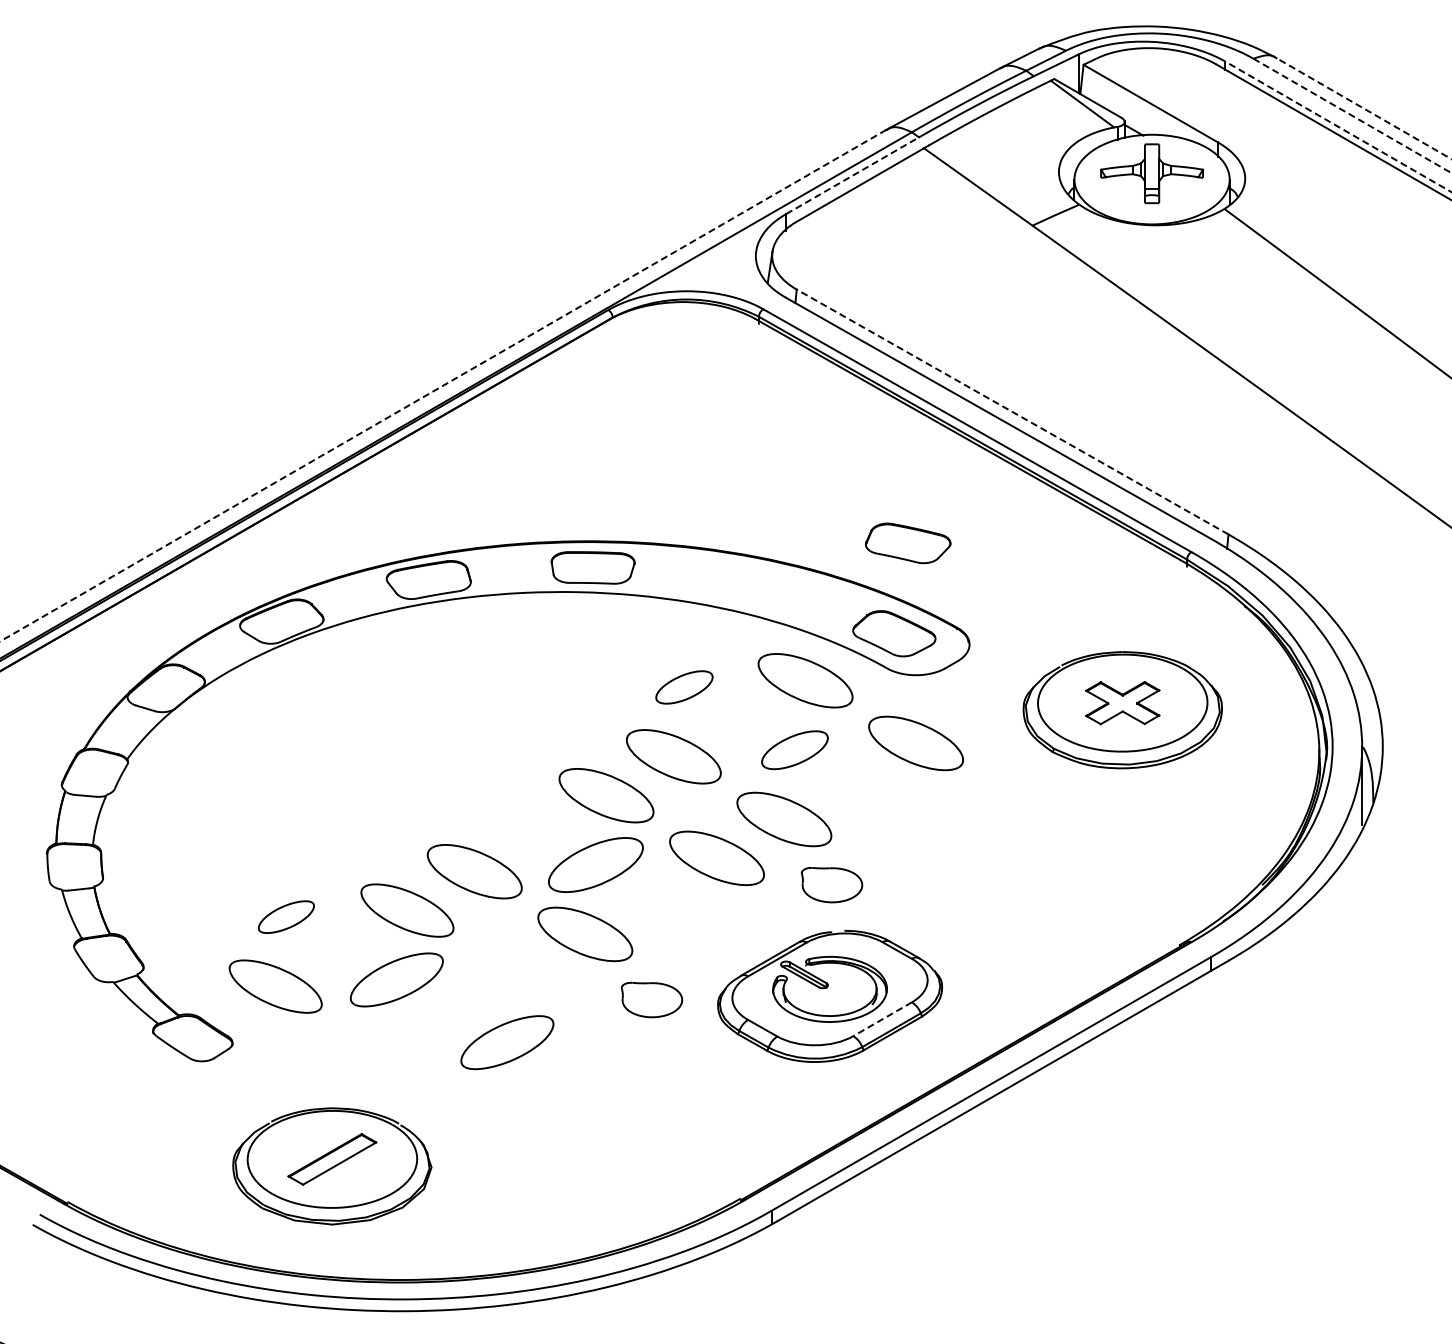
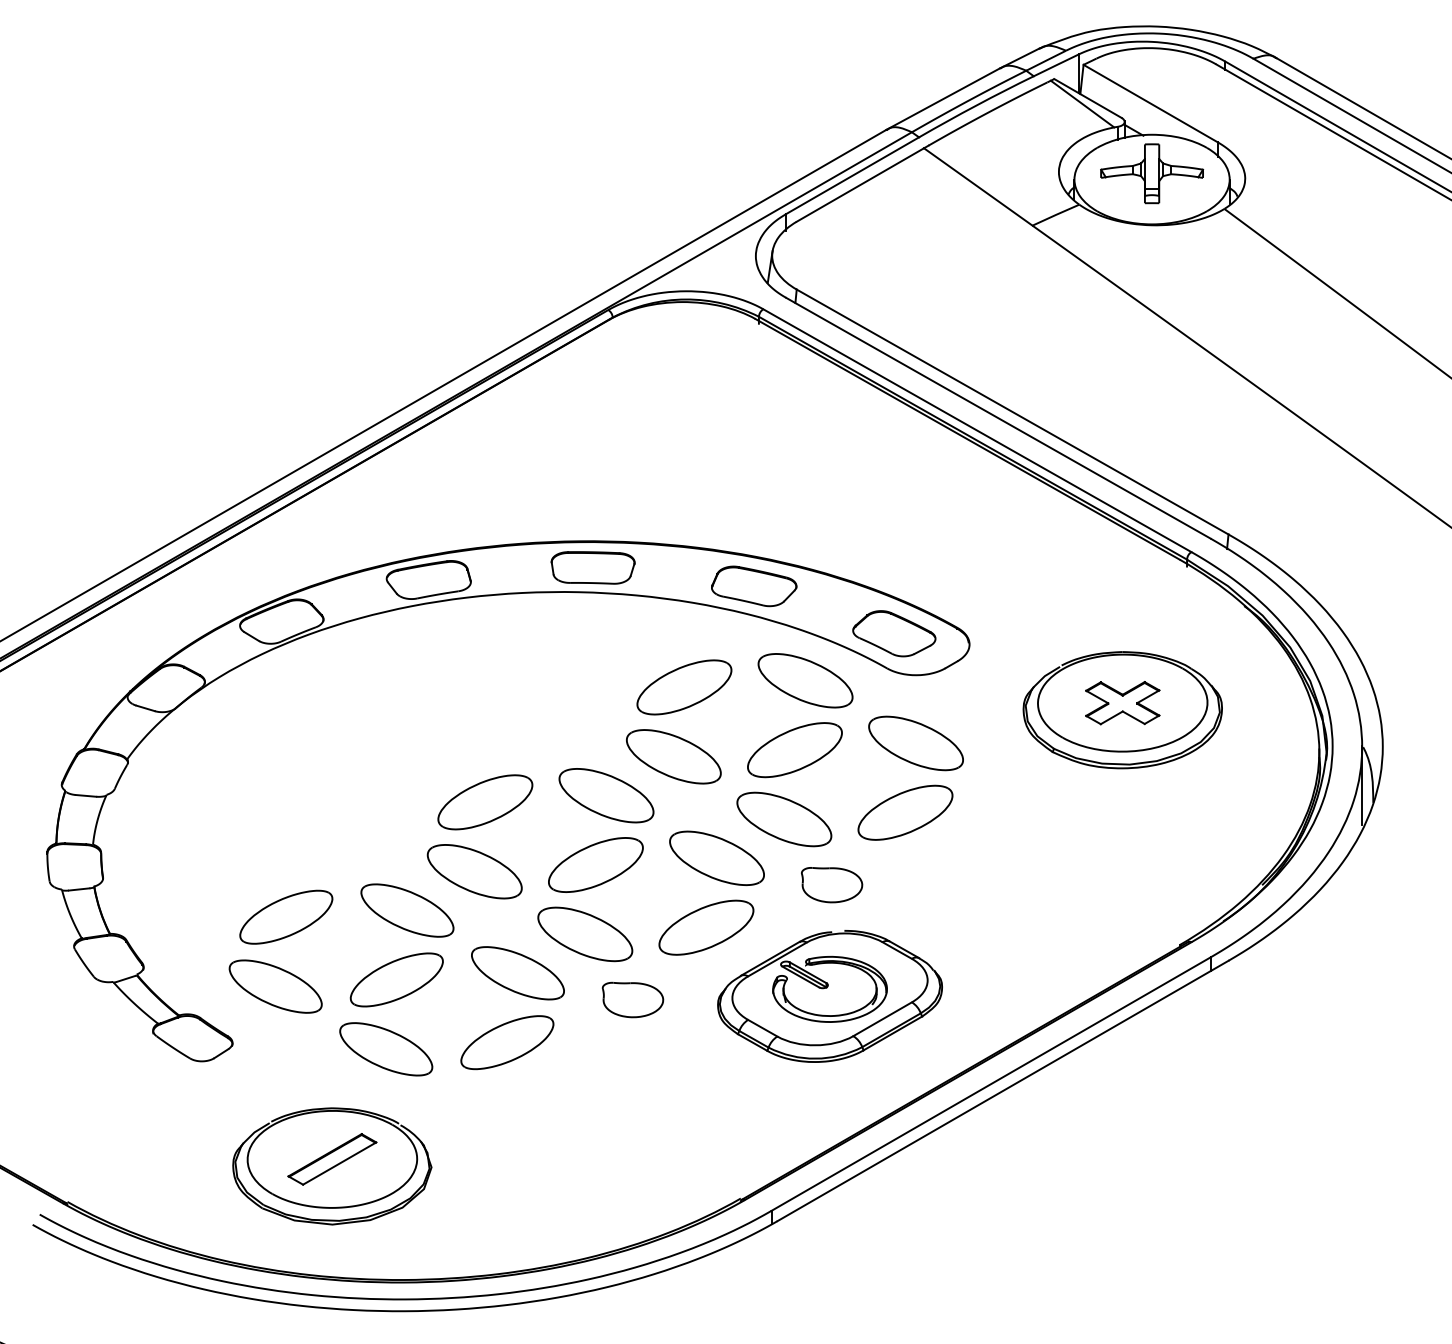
line: dashed -> solid (1363, 108)
line: dashed -> solid (1353, 116)
line: dashed -> solid (1337, 126)
line: dashed -> solid (852, 175)
line: dashed -> solid (443, 385)
line: dashed -> solid (1012, 411)
part position: (908, 543) -> (754, 586) (754, 586)
part size: 59x35 px -> 97x57 px (684, 687)
part size: 68x41 px -> 96x57 px (794, 750)
part: none -> present (485, 802)
part: none -> present (905, 812)
part size: 58x34 px -> 95x56 px (286, 916)
part: none -> present (706, 927)
part: none -> present (517, 973)
part position: (651, 999) -> (632, 999) (632, 999)
line: dashed -> solid (882, 1019)
part: none -> present (386, 1049)
